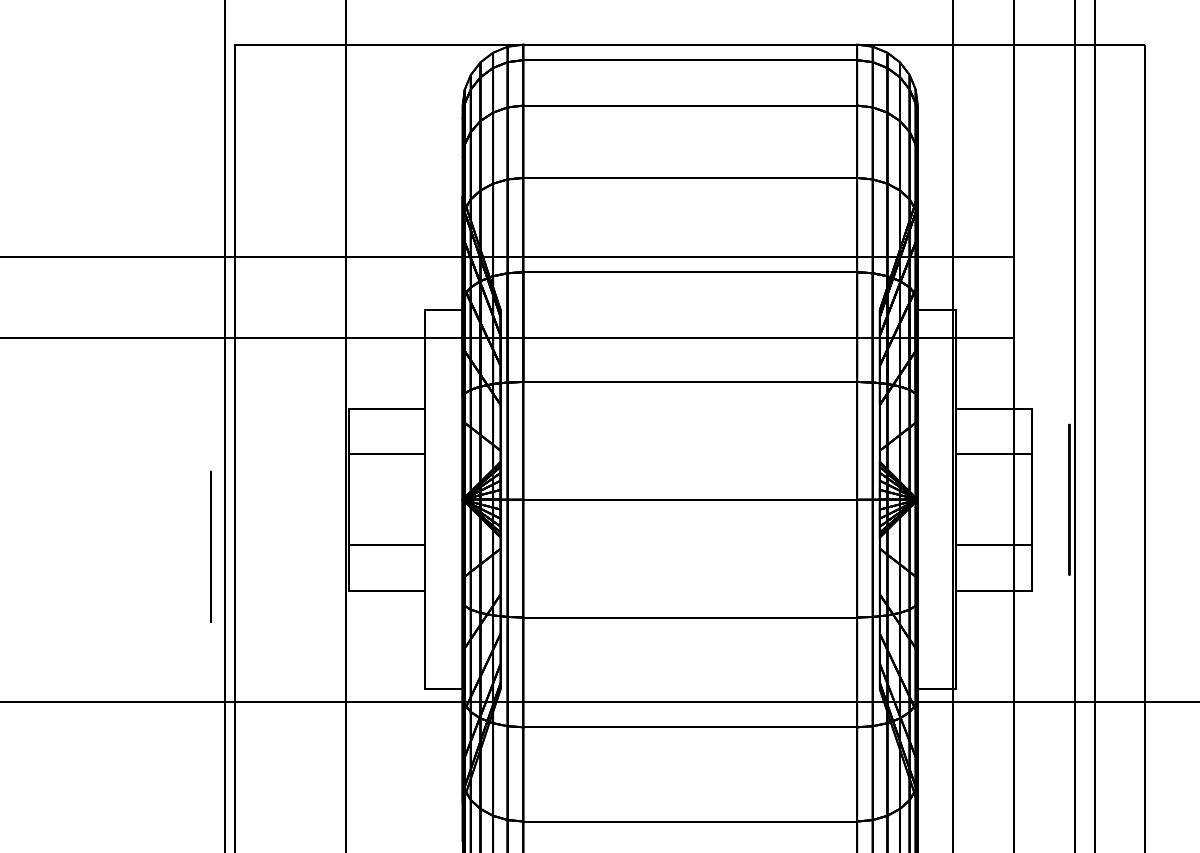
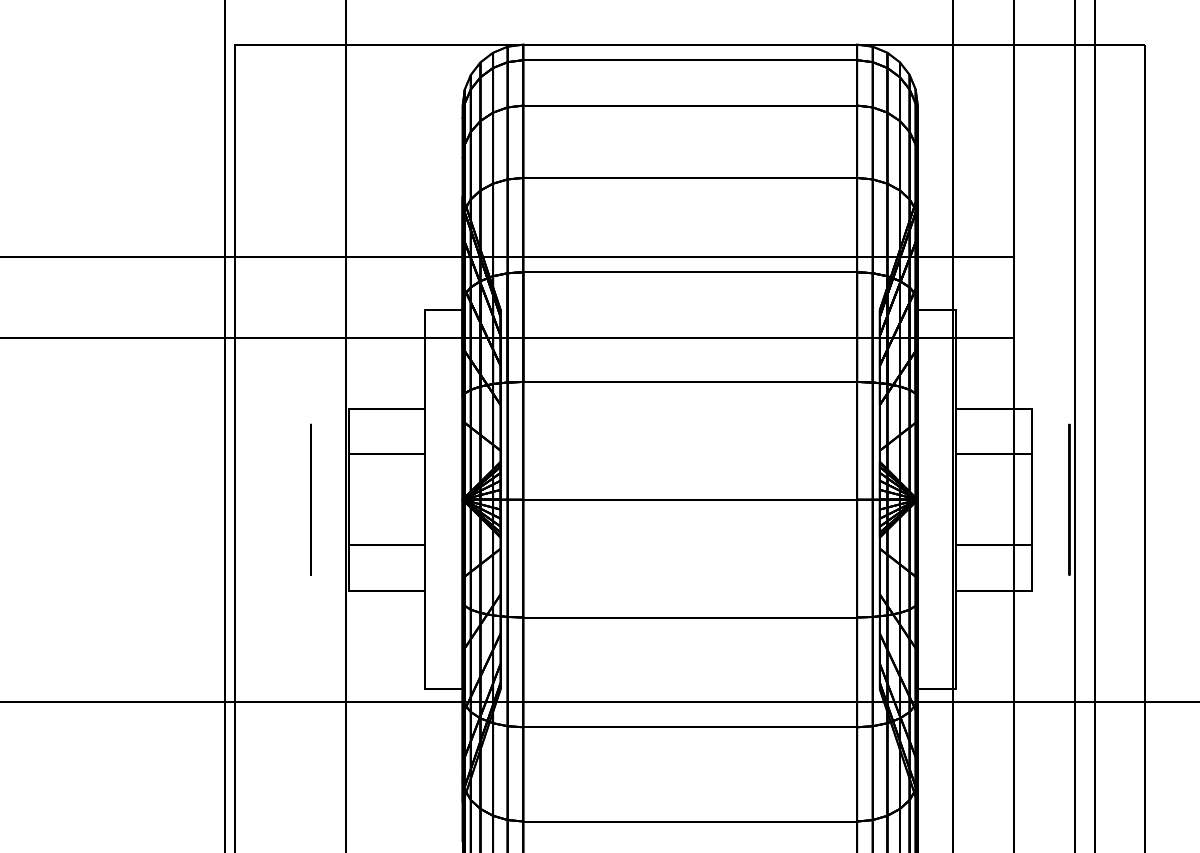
circle position: (210, 546) -> (310, 499) (310, 499)
